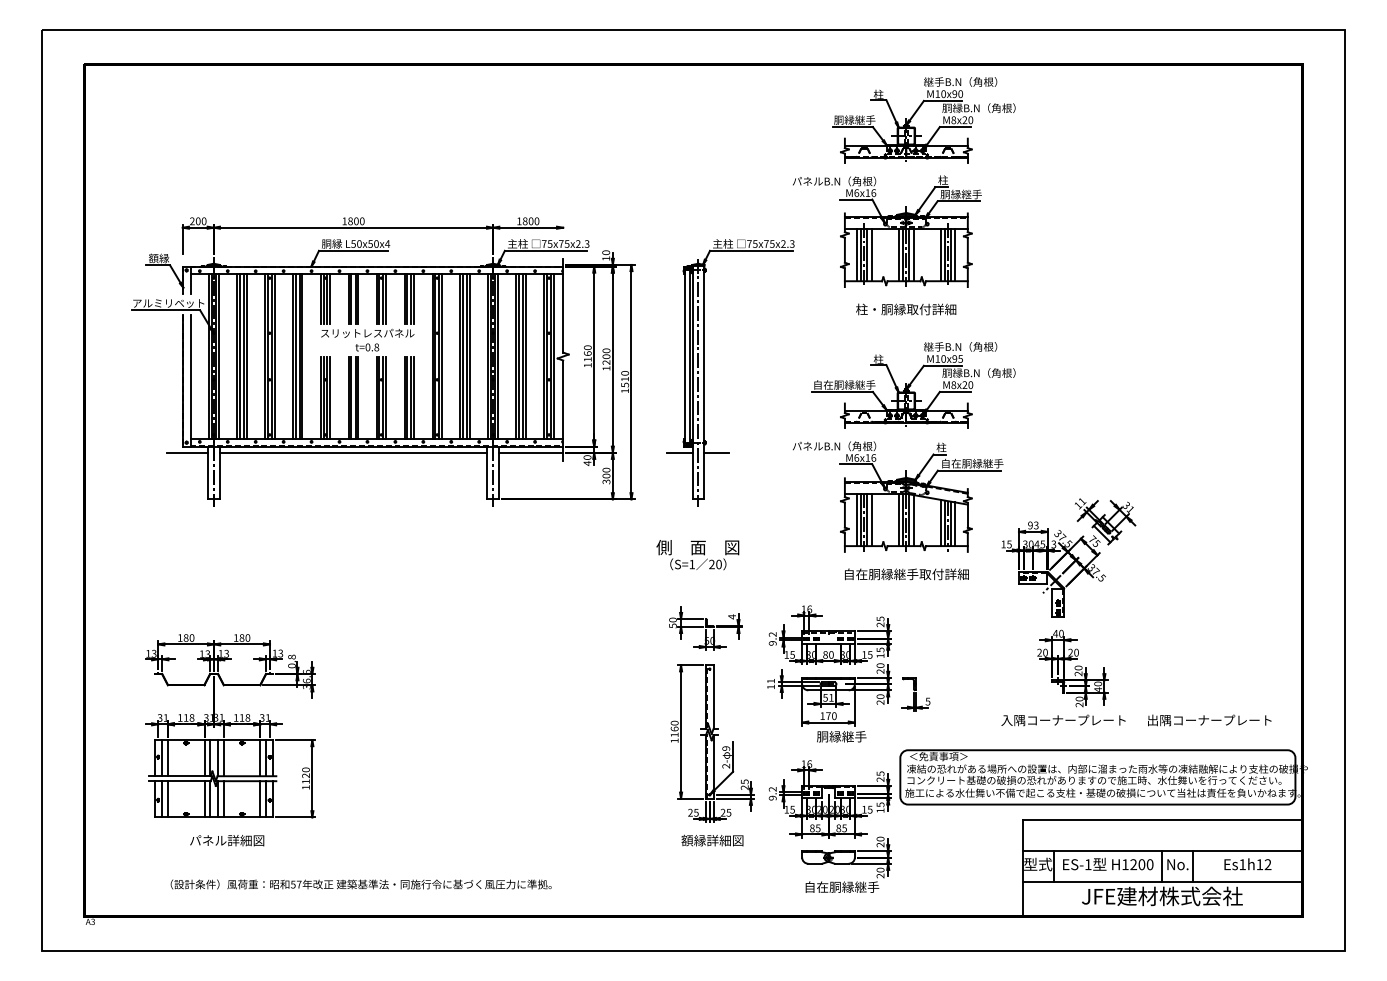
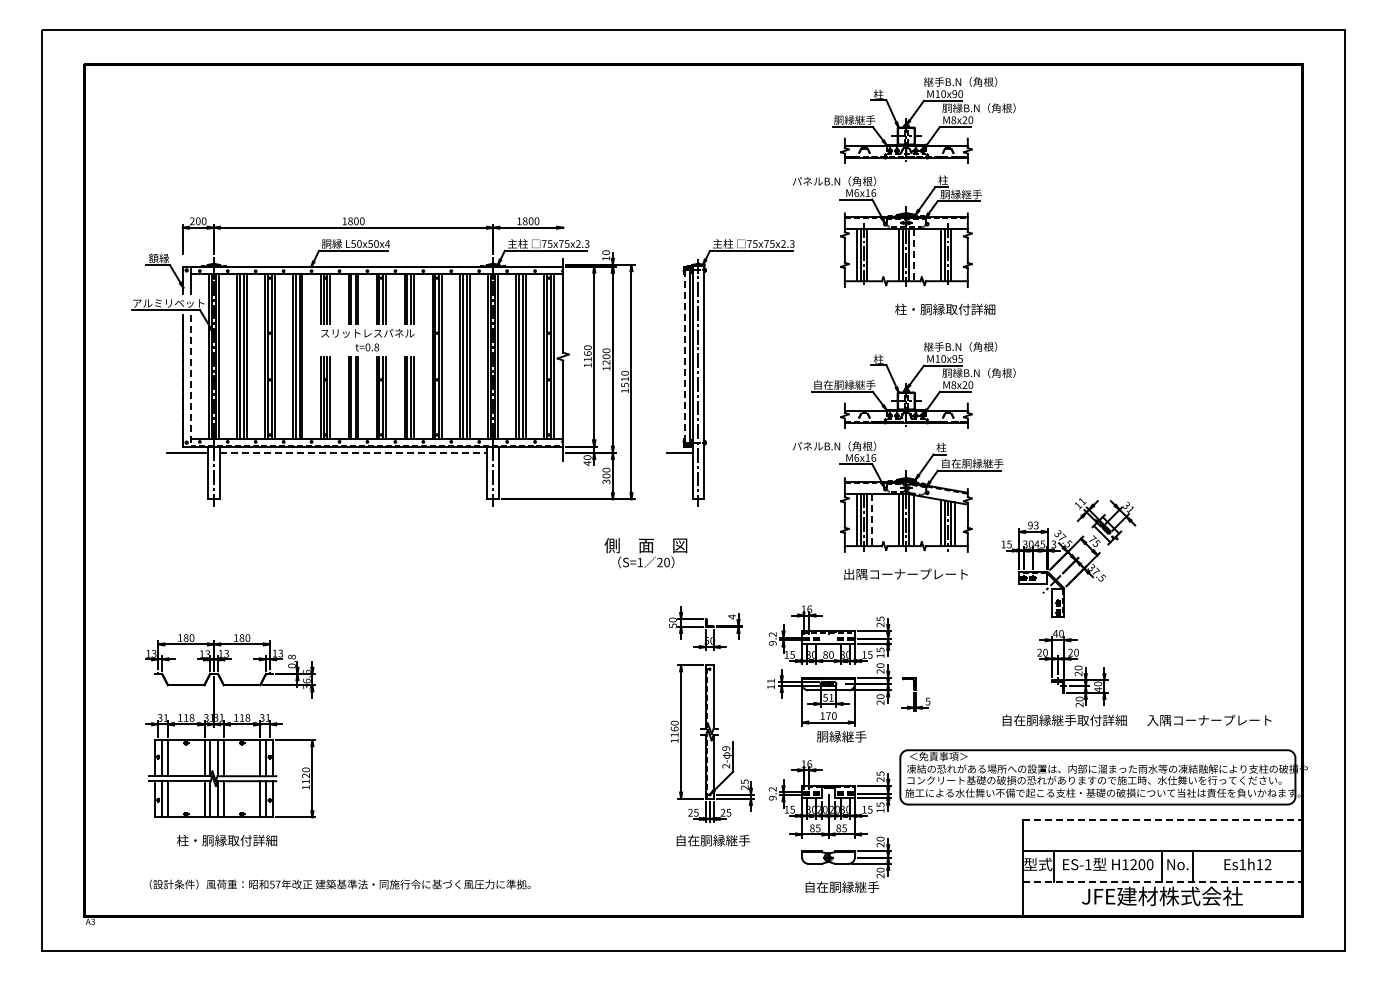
line: present -> none (871, 254)
line: present -> none (955, 254)
line: solid -> dashed (913, 255)
text position: (906, 309) -> (945, 309) (945, 309)
line: solid -> dashed (684, 356)
line: solid -> dashed (190, 380)
line: solid -> dashed (353, 452)
line: present -> none (531, 452)
line: present -> none (716, 452)
line: solid -> dashed (871, 520)
text position: (697, 555) -> (645, 553) (645, 553)
text: 自在胴縁継手取付詳細 -> 出隅コーナープレート (906, 574)
text: 入隅コーナープレート -> 自在胴縁継手取付詳細 (1063, 720)
text: 出隅コーナープレート -> 入隅コーナープレート (1152, 720)
line: solid -> dashed (1162, 819)
text: パネル詳細図 -> 柱・胴縁取付詳細 (227, 840)
text: 額縁詳細図 -> 自在胴縁継手 (713, 840)
line: solid -> dashed (1162, 881)
text position: (360, 884) -> (339, 884) (339, 884)
